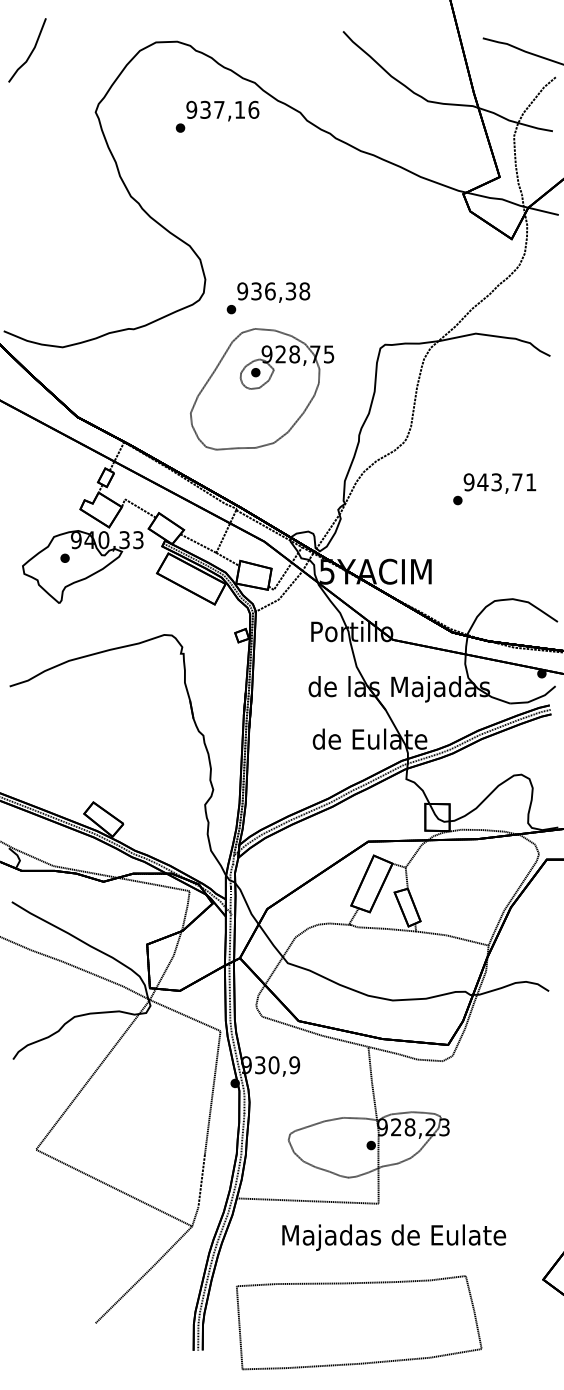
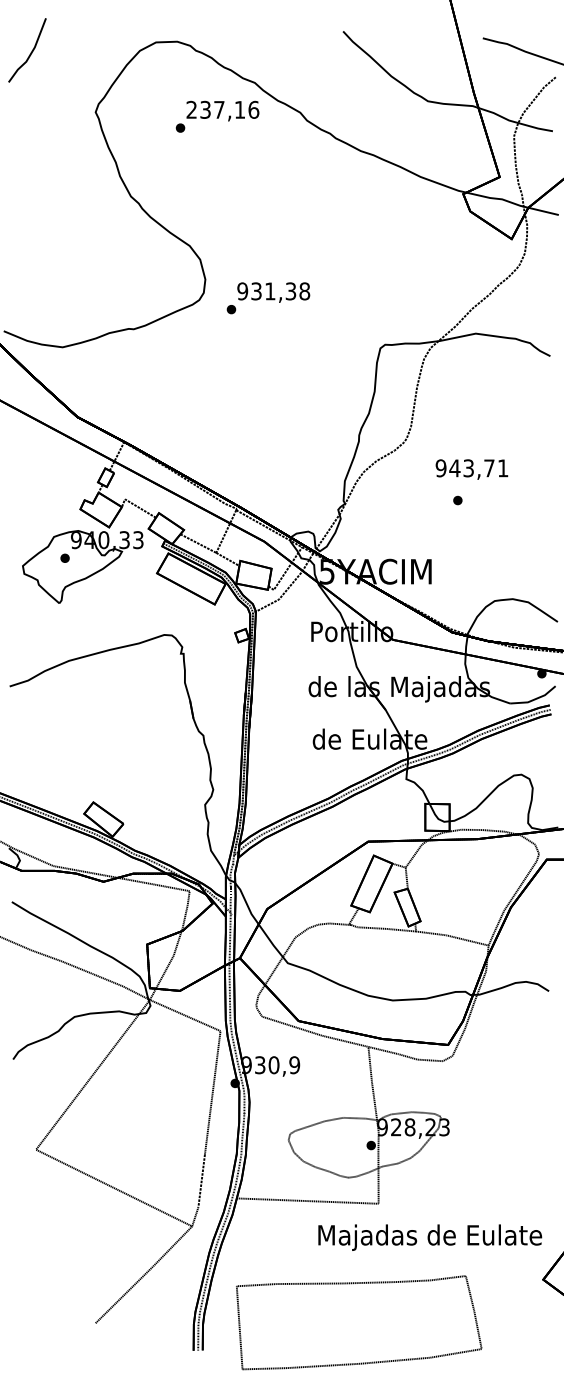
text: 937,16 -> 237,16 (191, 109)
text: 936,38 -> 931,38 (270, 291)
part: present -> none (262, 389)
text position: (499, 483) -> (471, 469) (471, 469)
text position: (394, 1237) -> (430, 1237) (430, 1237)
